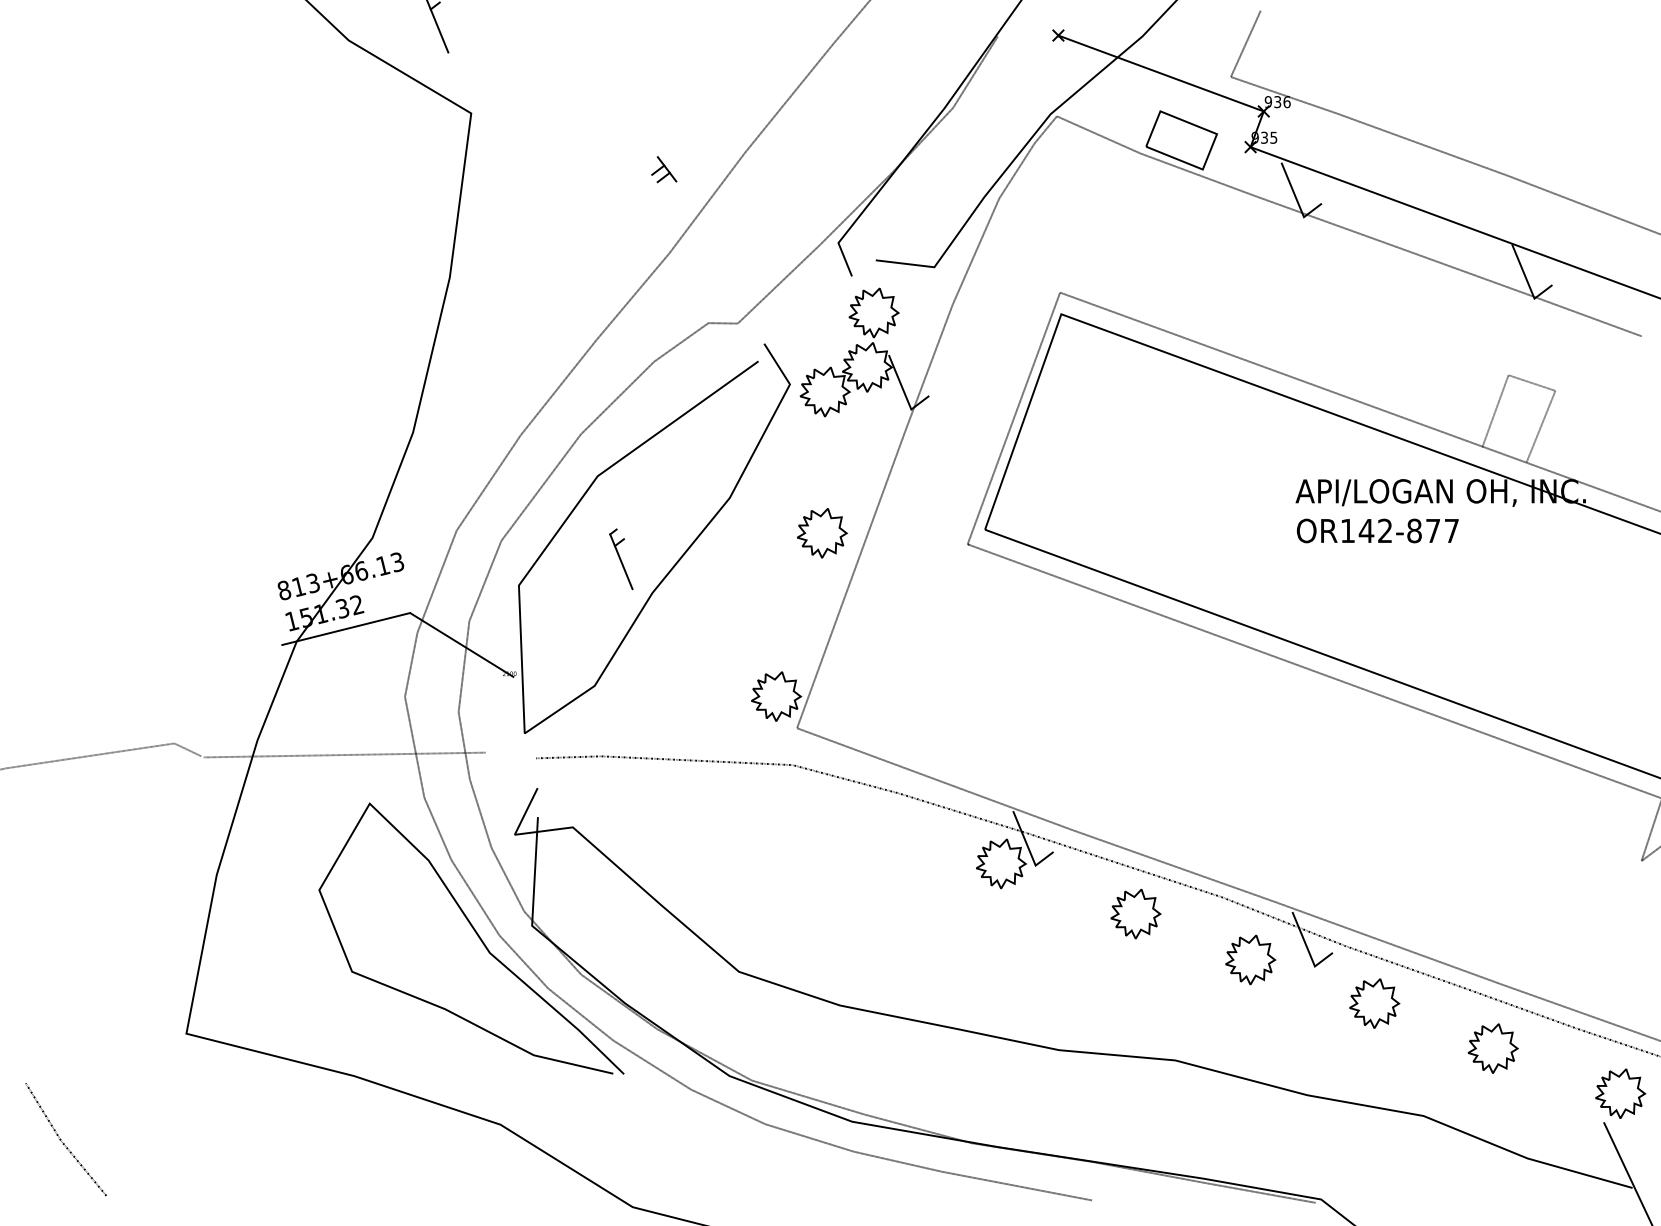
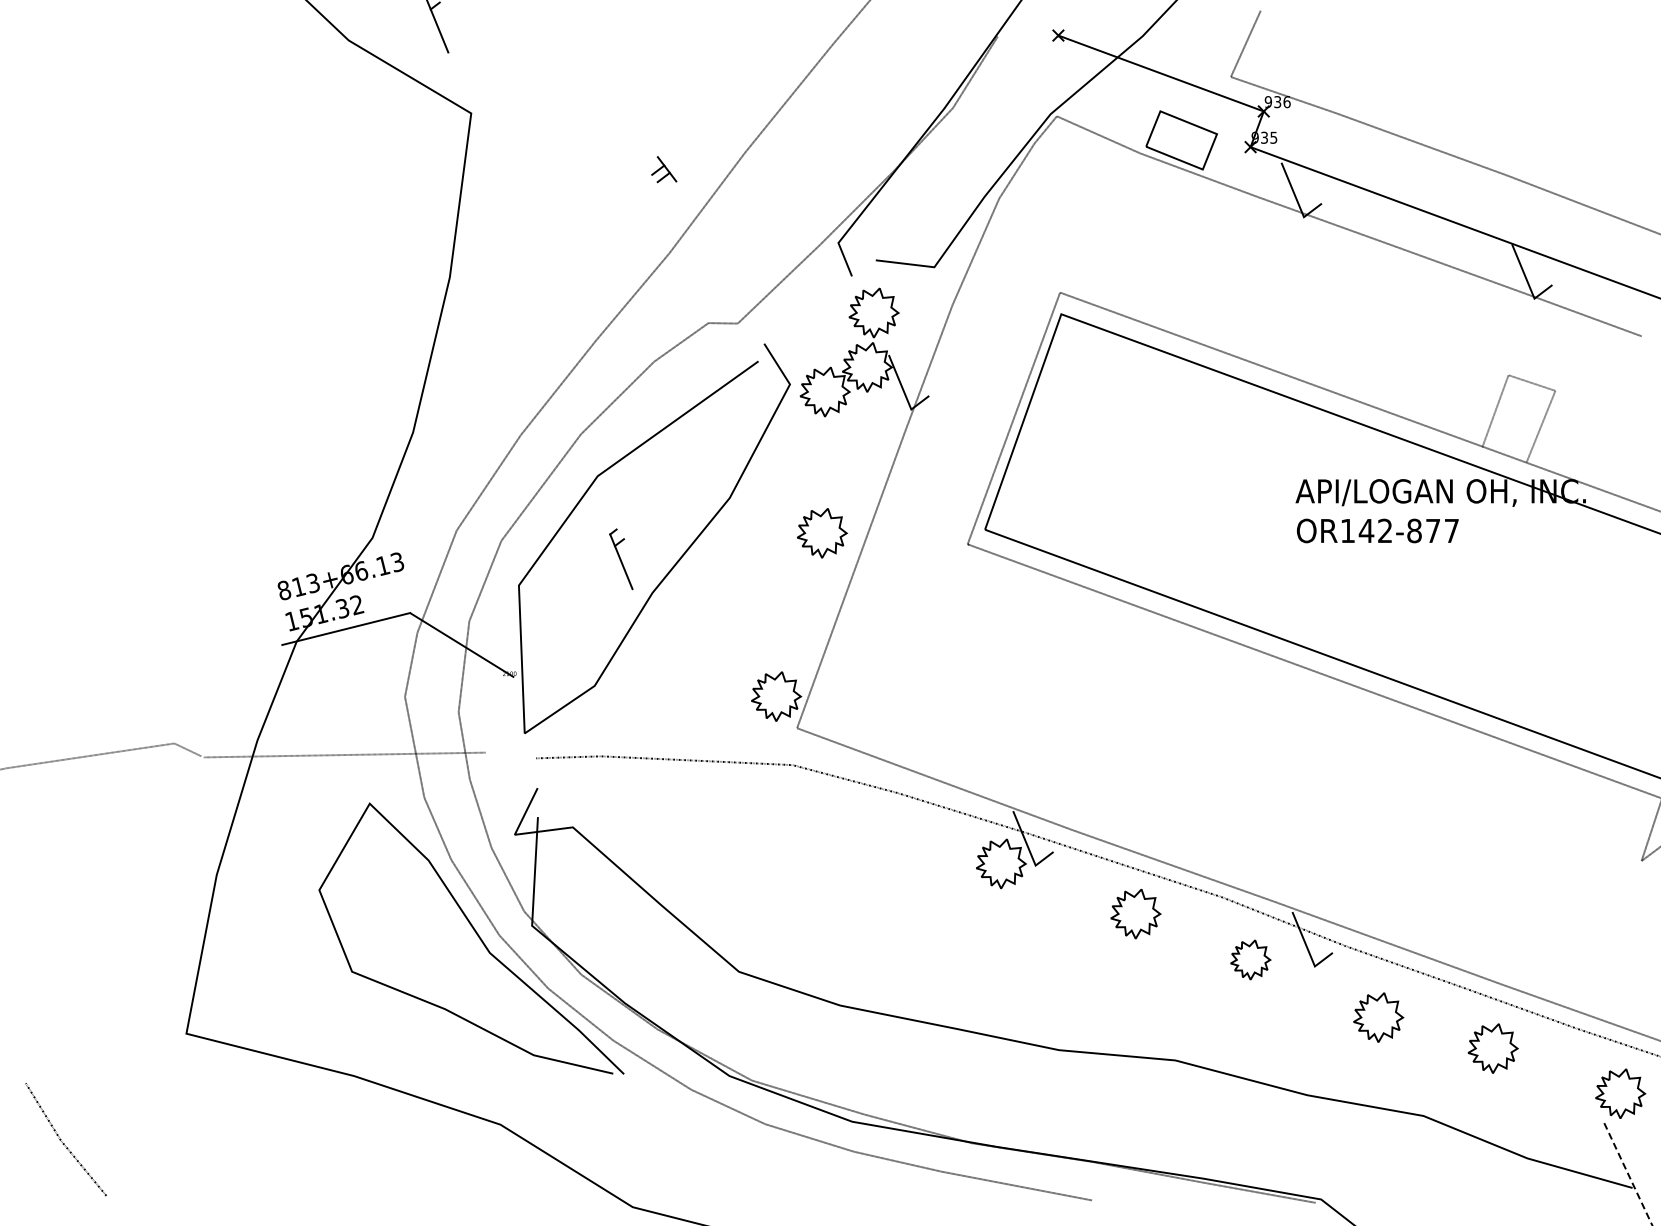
part size: 52x52 px -> 42x42 px (1250, 959)
part position: (1374, 1003) -> (1378, 1017) (1378, 1017)
line: solid -> dashed (1628, 1174)
